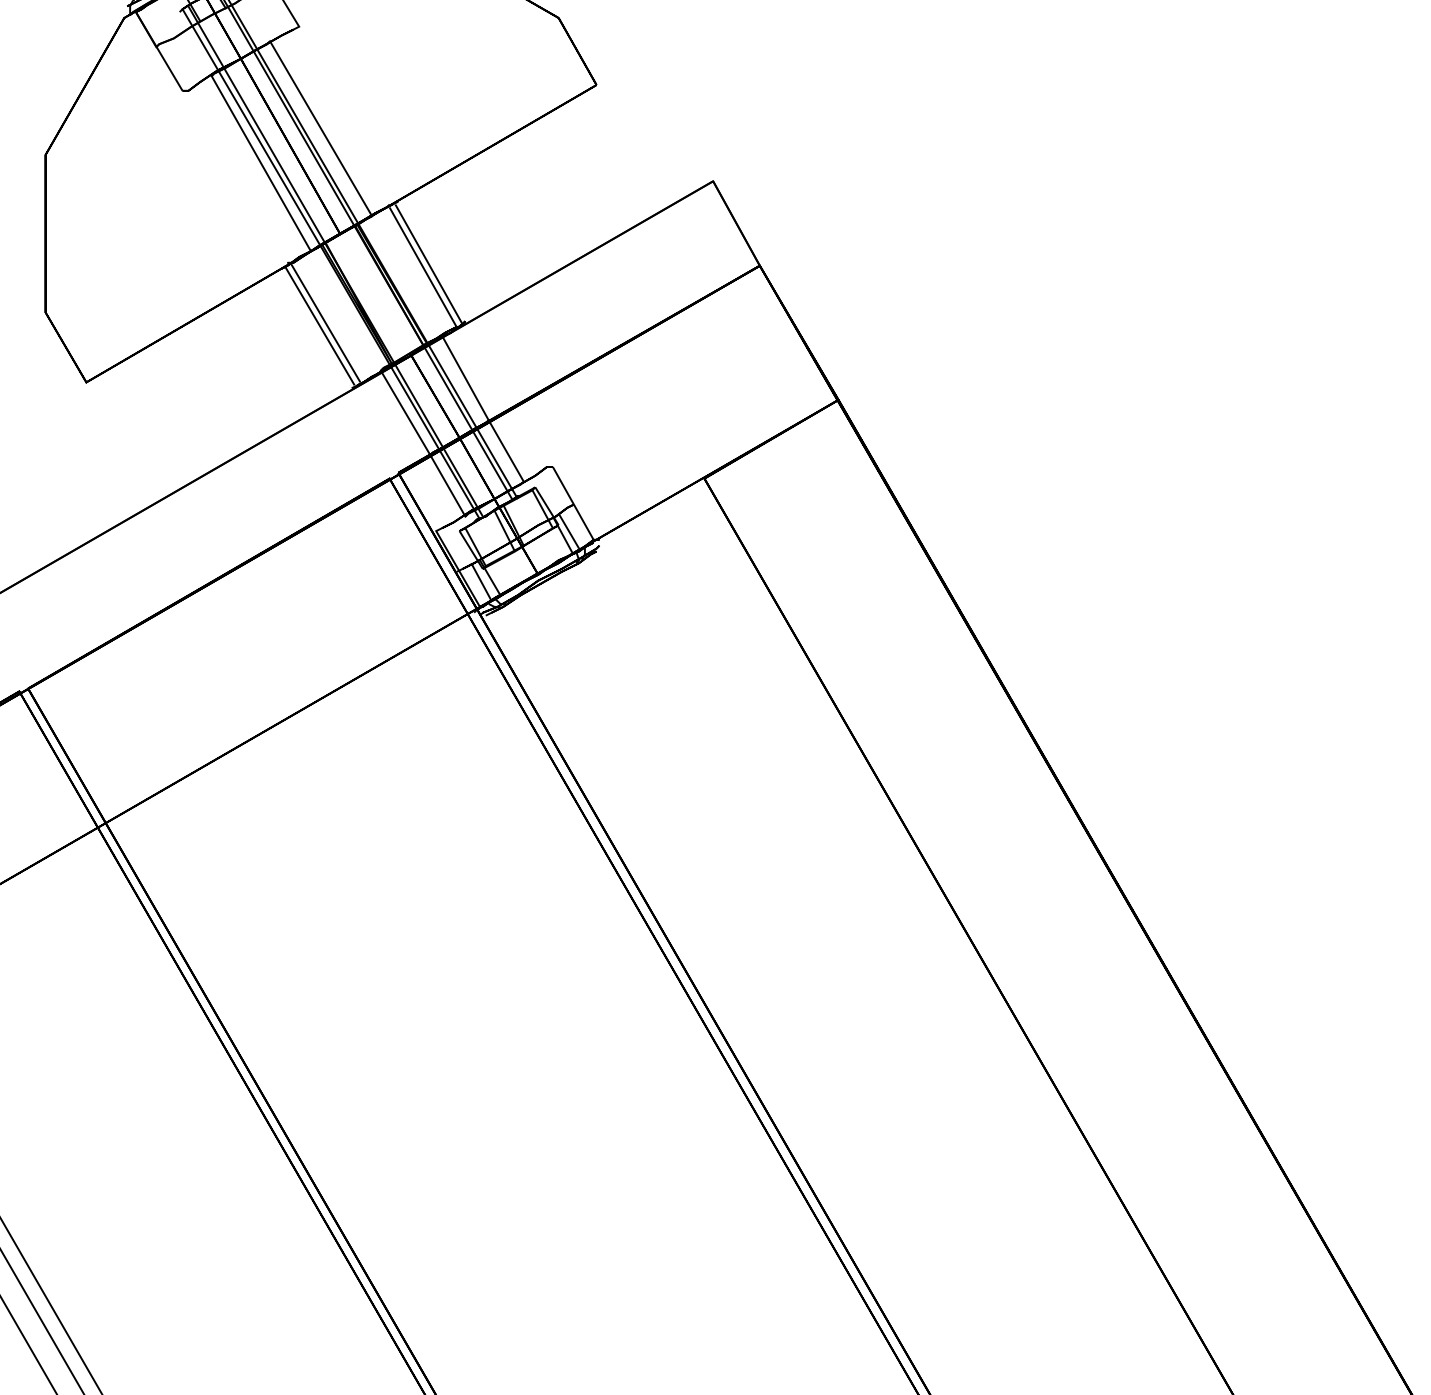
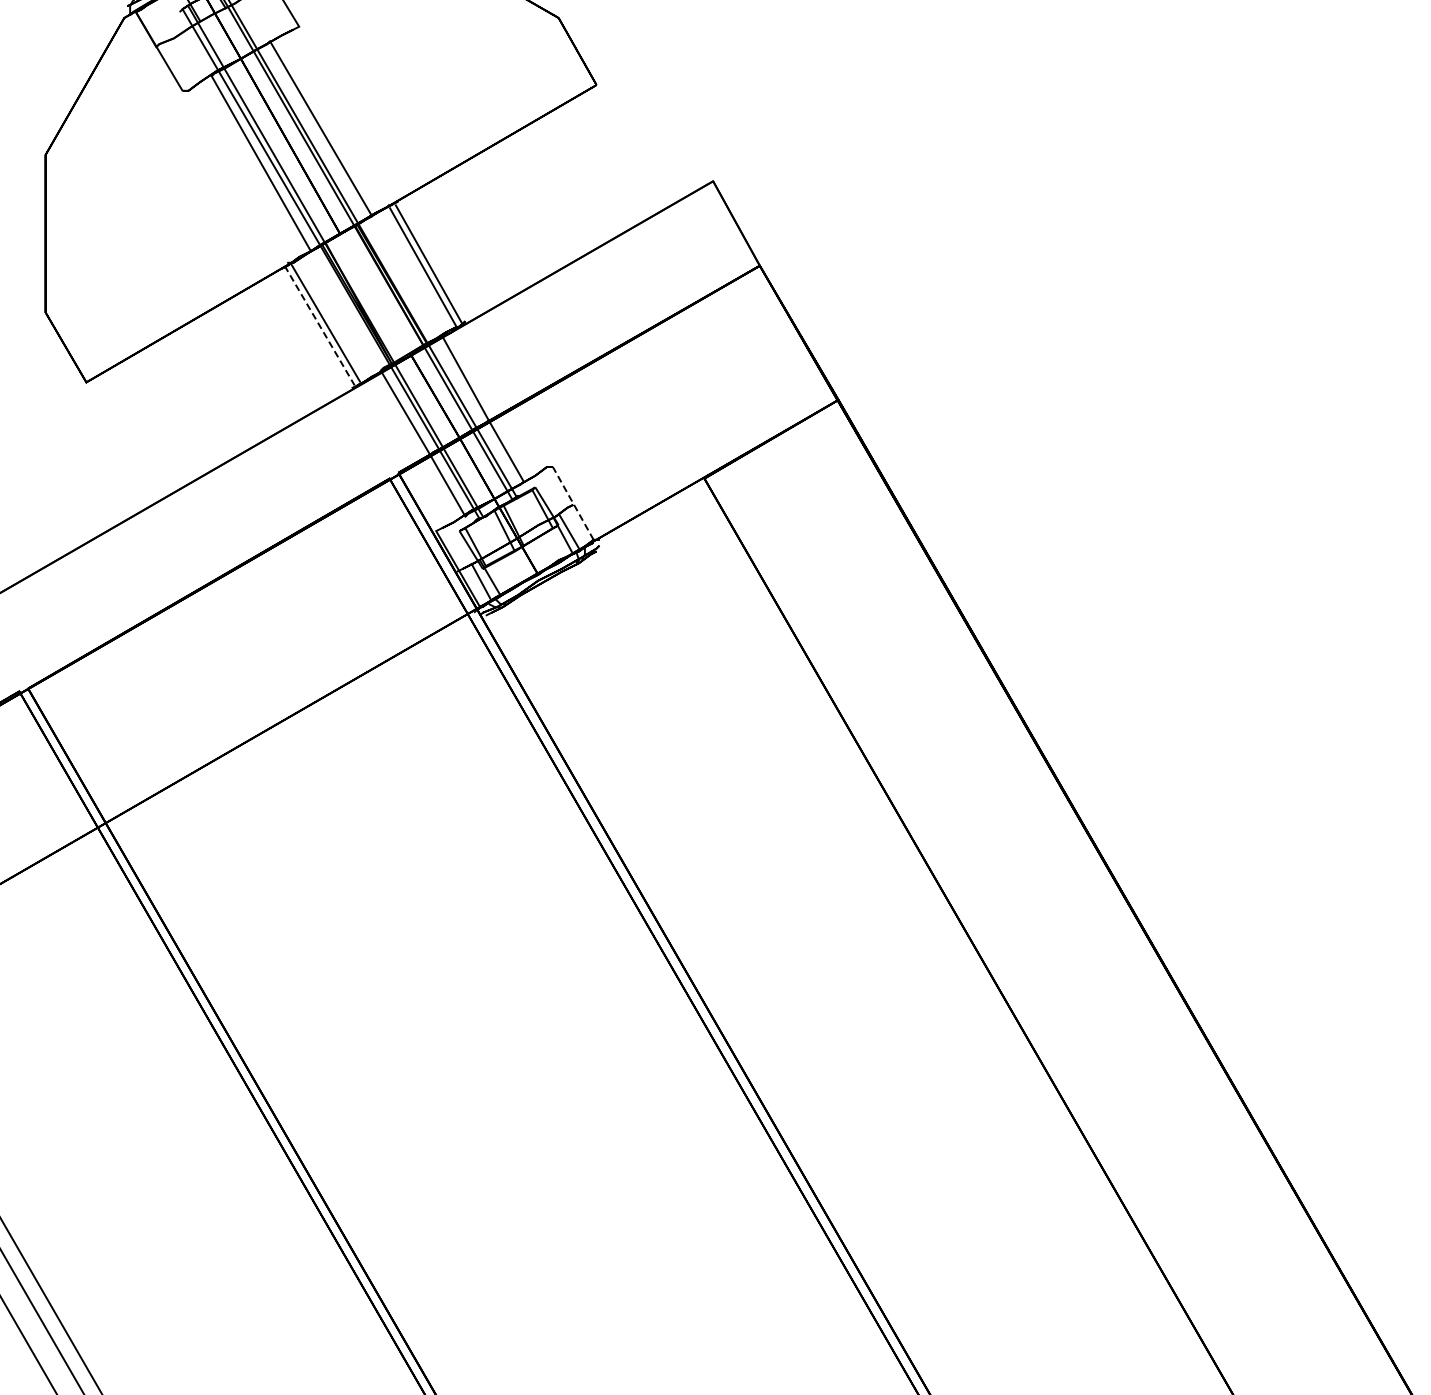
line: solid -> dashed (319, 325)
line: solid -> dashed (573, 503)
